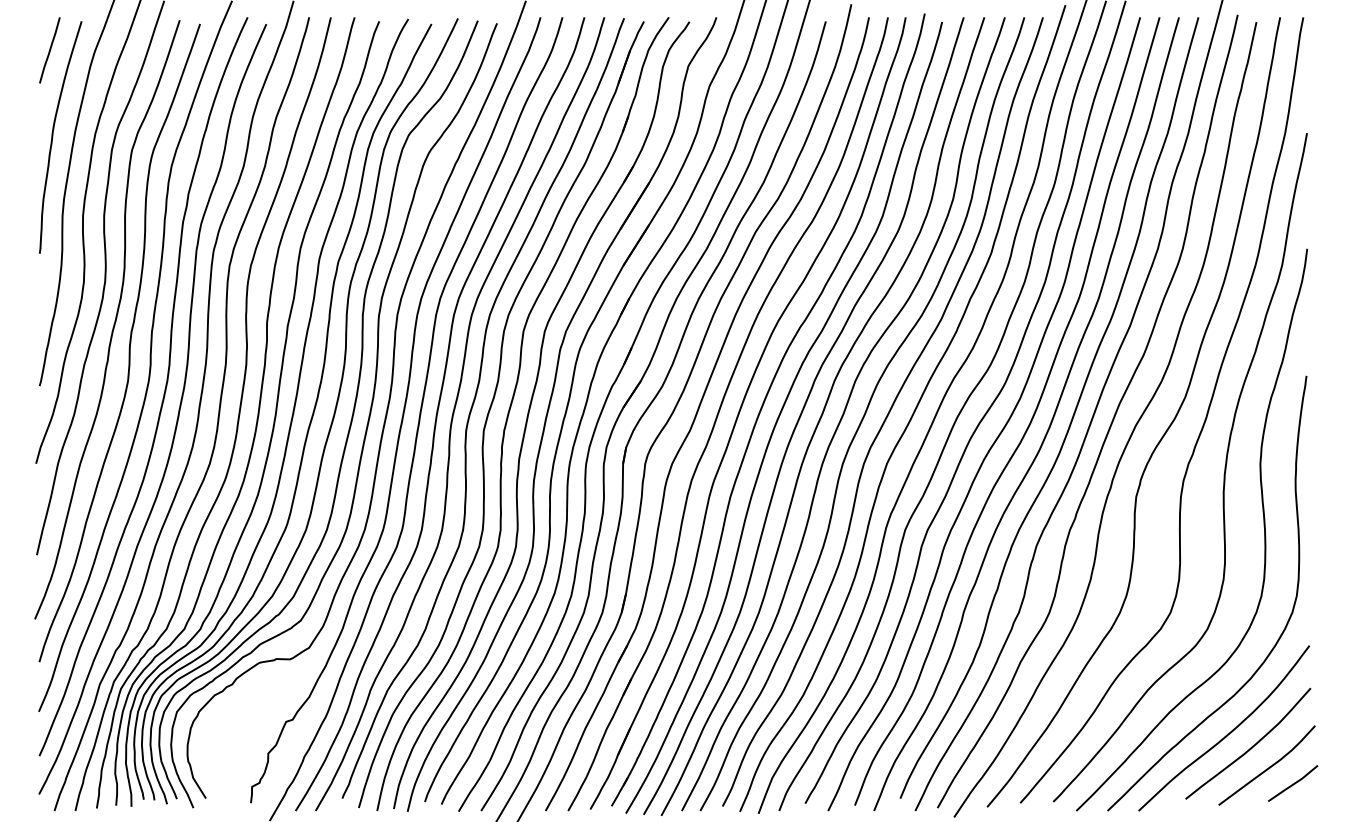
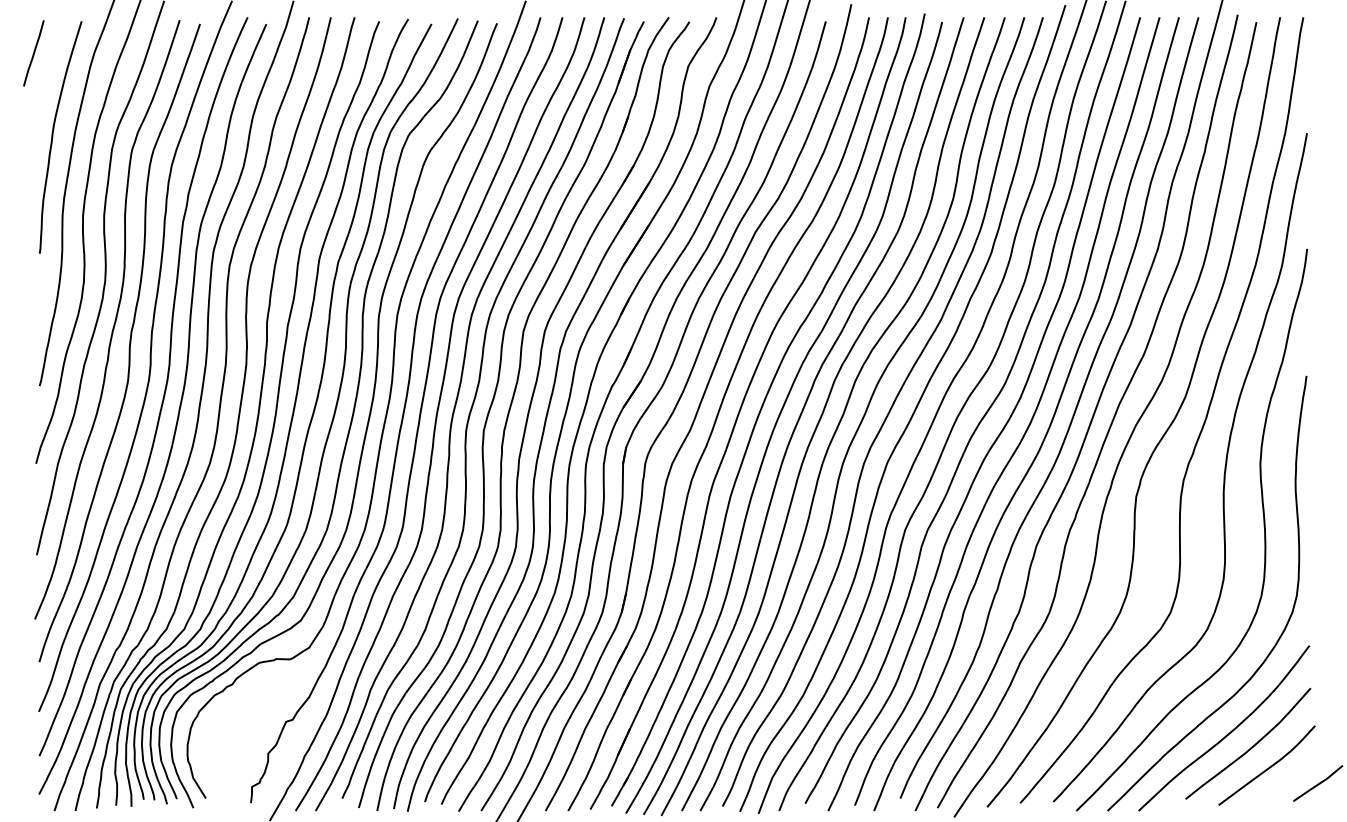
line position: (49, 50) -> (33, 53) (33, 53)
line position: (1293, 783) -> (1318, 783) (1318, 783)
